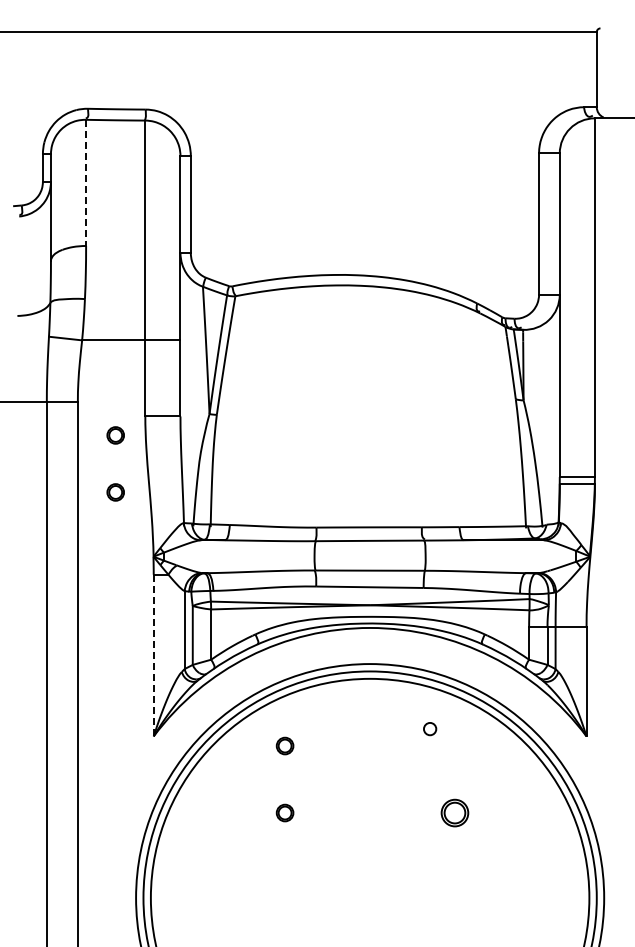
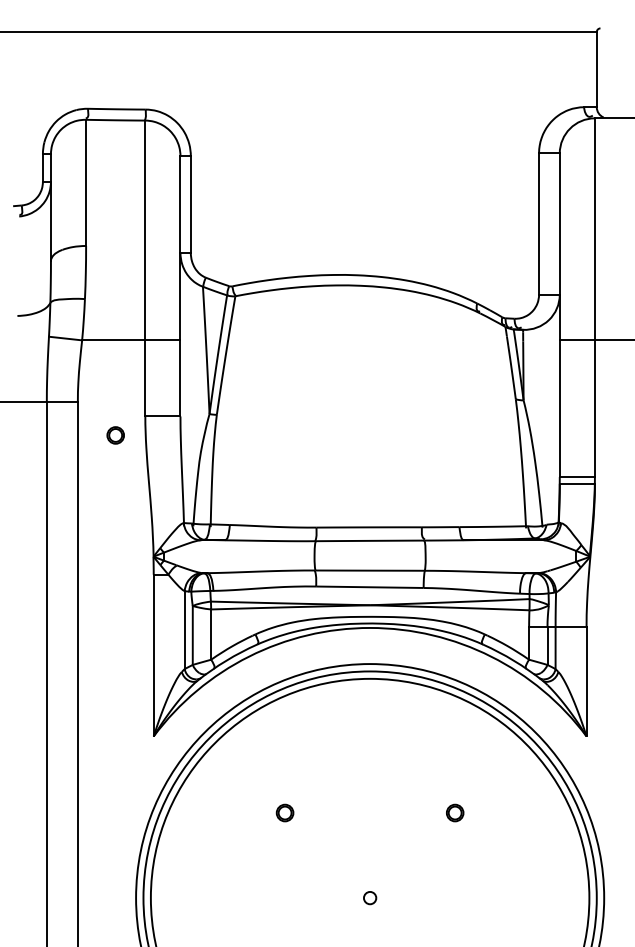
line: dashed -> solid (86, 183)
line: none -> present (595, 340)
circle: present -> none (115, 492)
line: dashed -> solid (153, 655)
circle position: (430, 729) -> (370, 898) (370, 898)
part: present -> none (284, 745)
part size: 30x30 px -> 19x20 px (455, 812)
